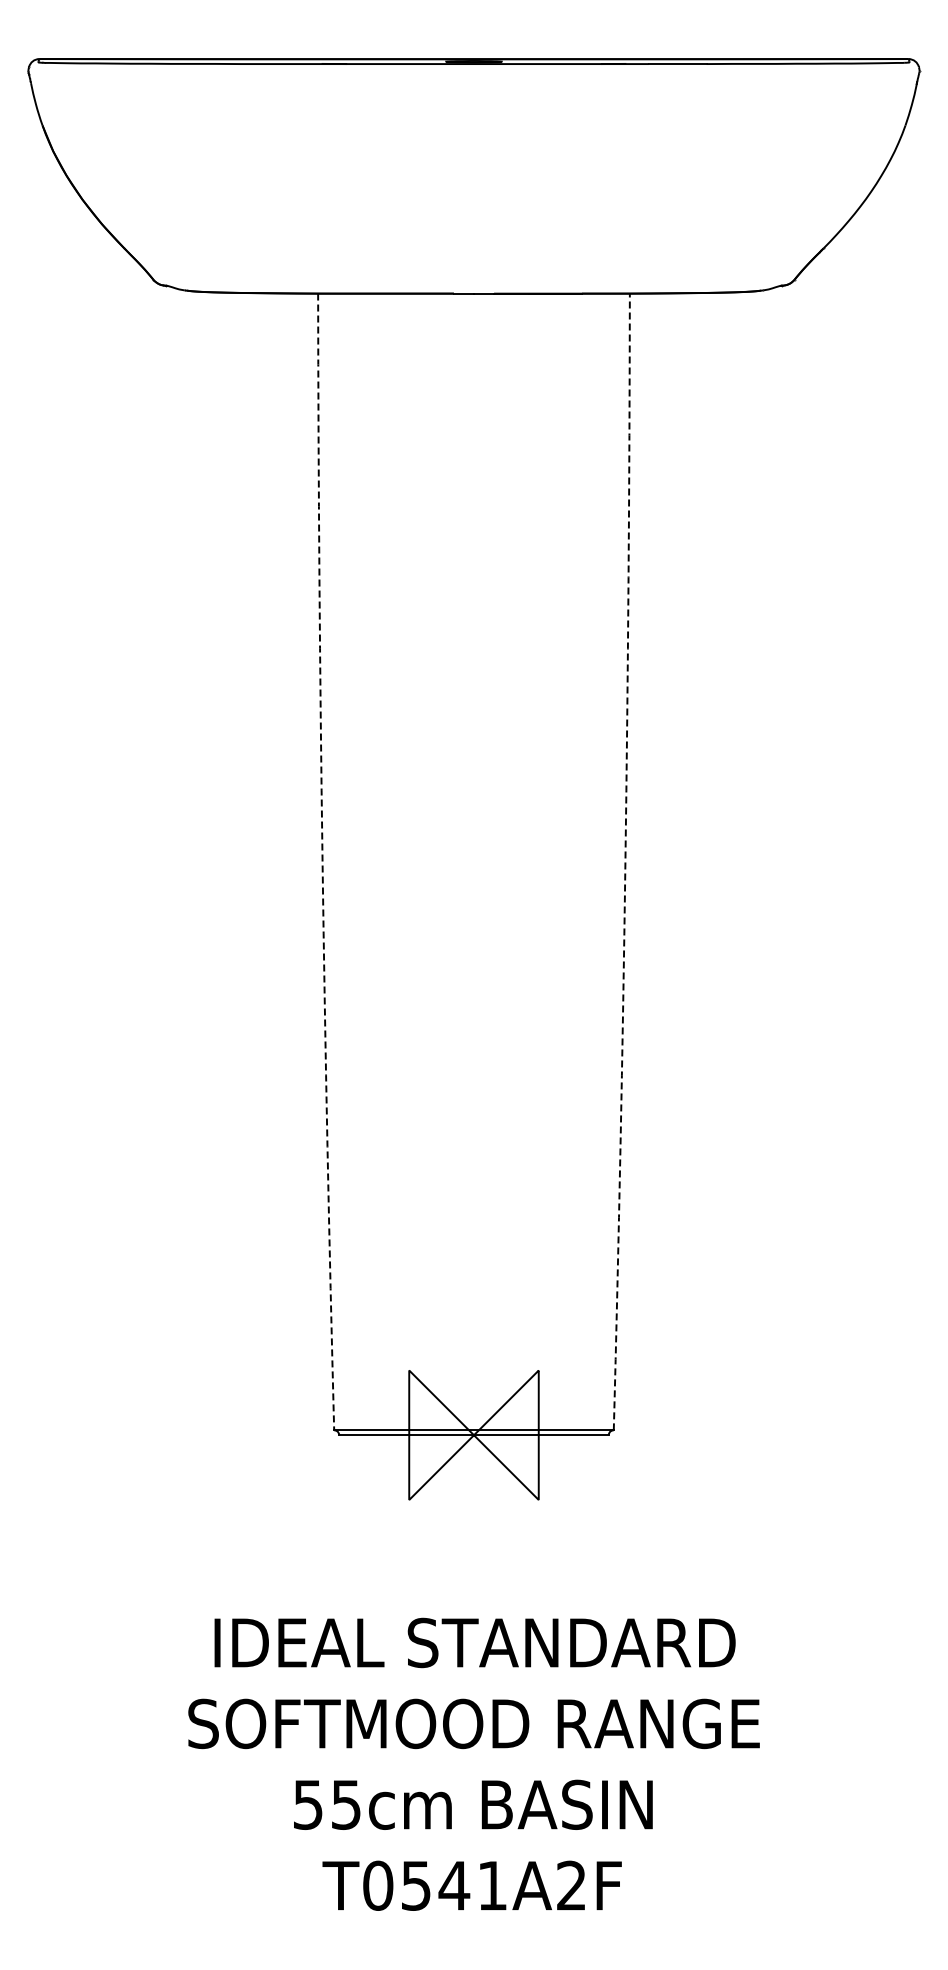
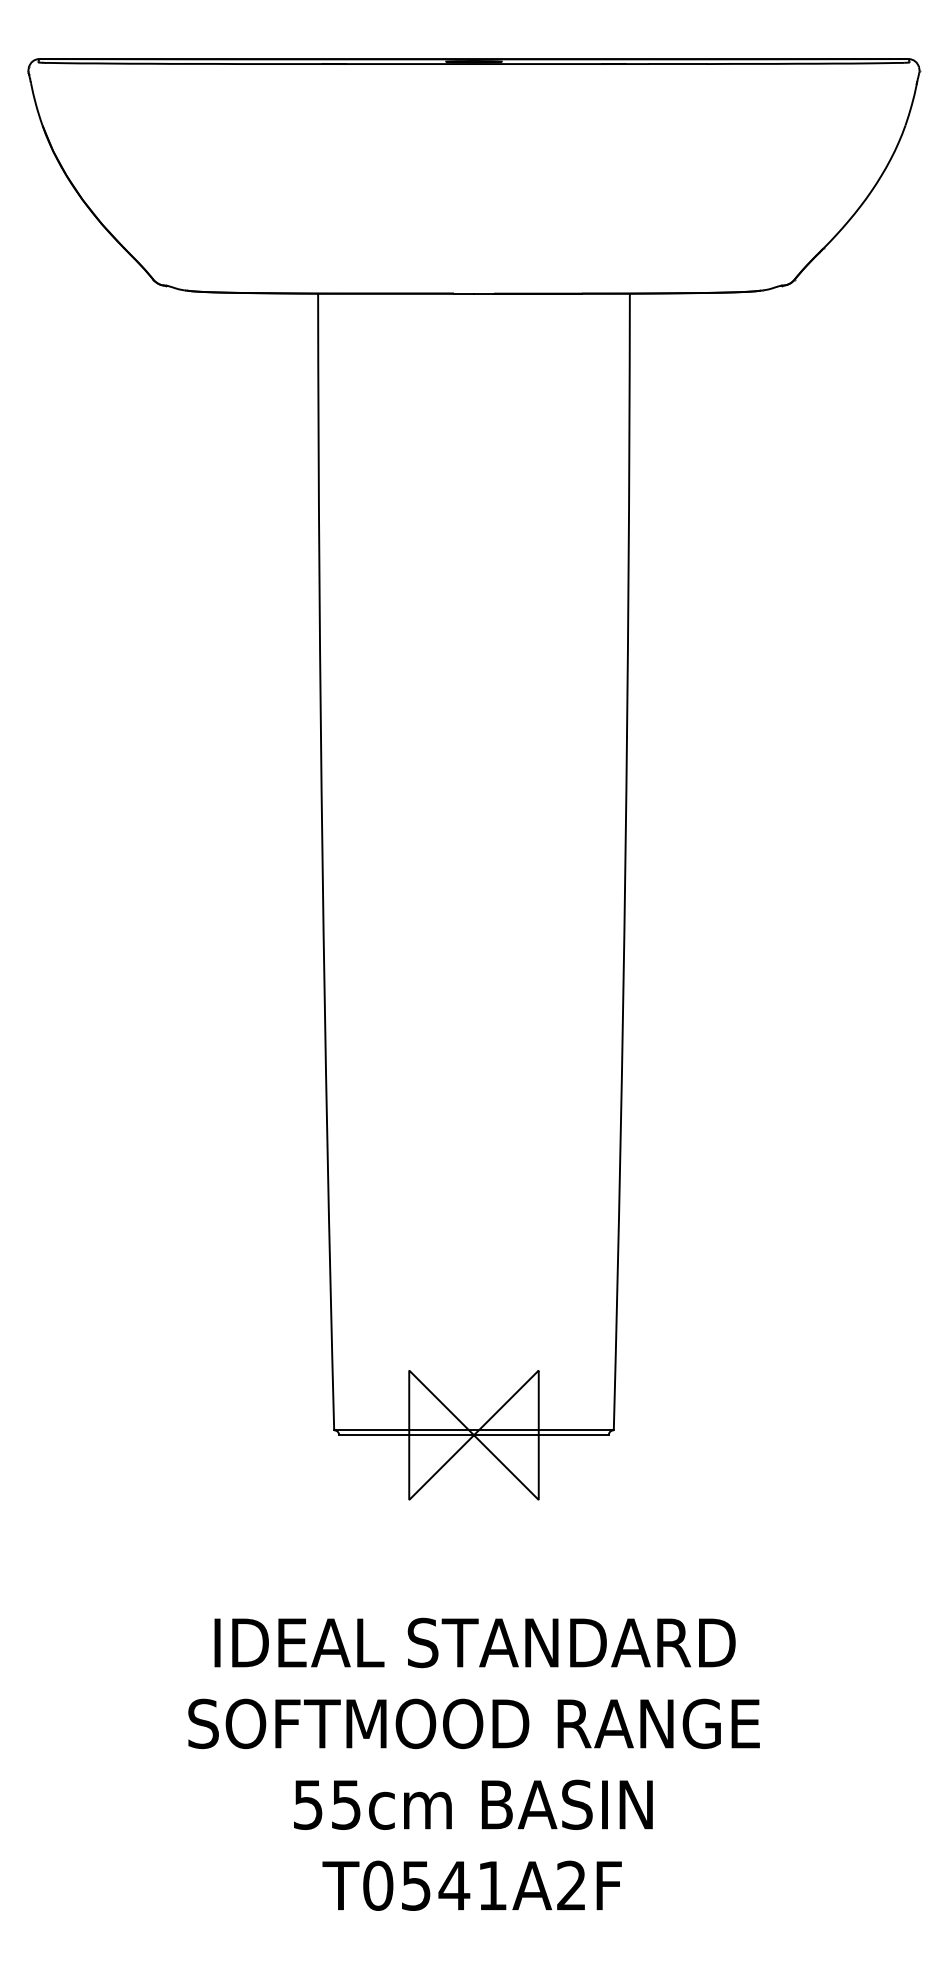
arc: dashed -> solid (322, 862)
arc: dashed -> solid (625, 862)
